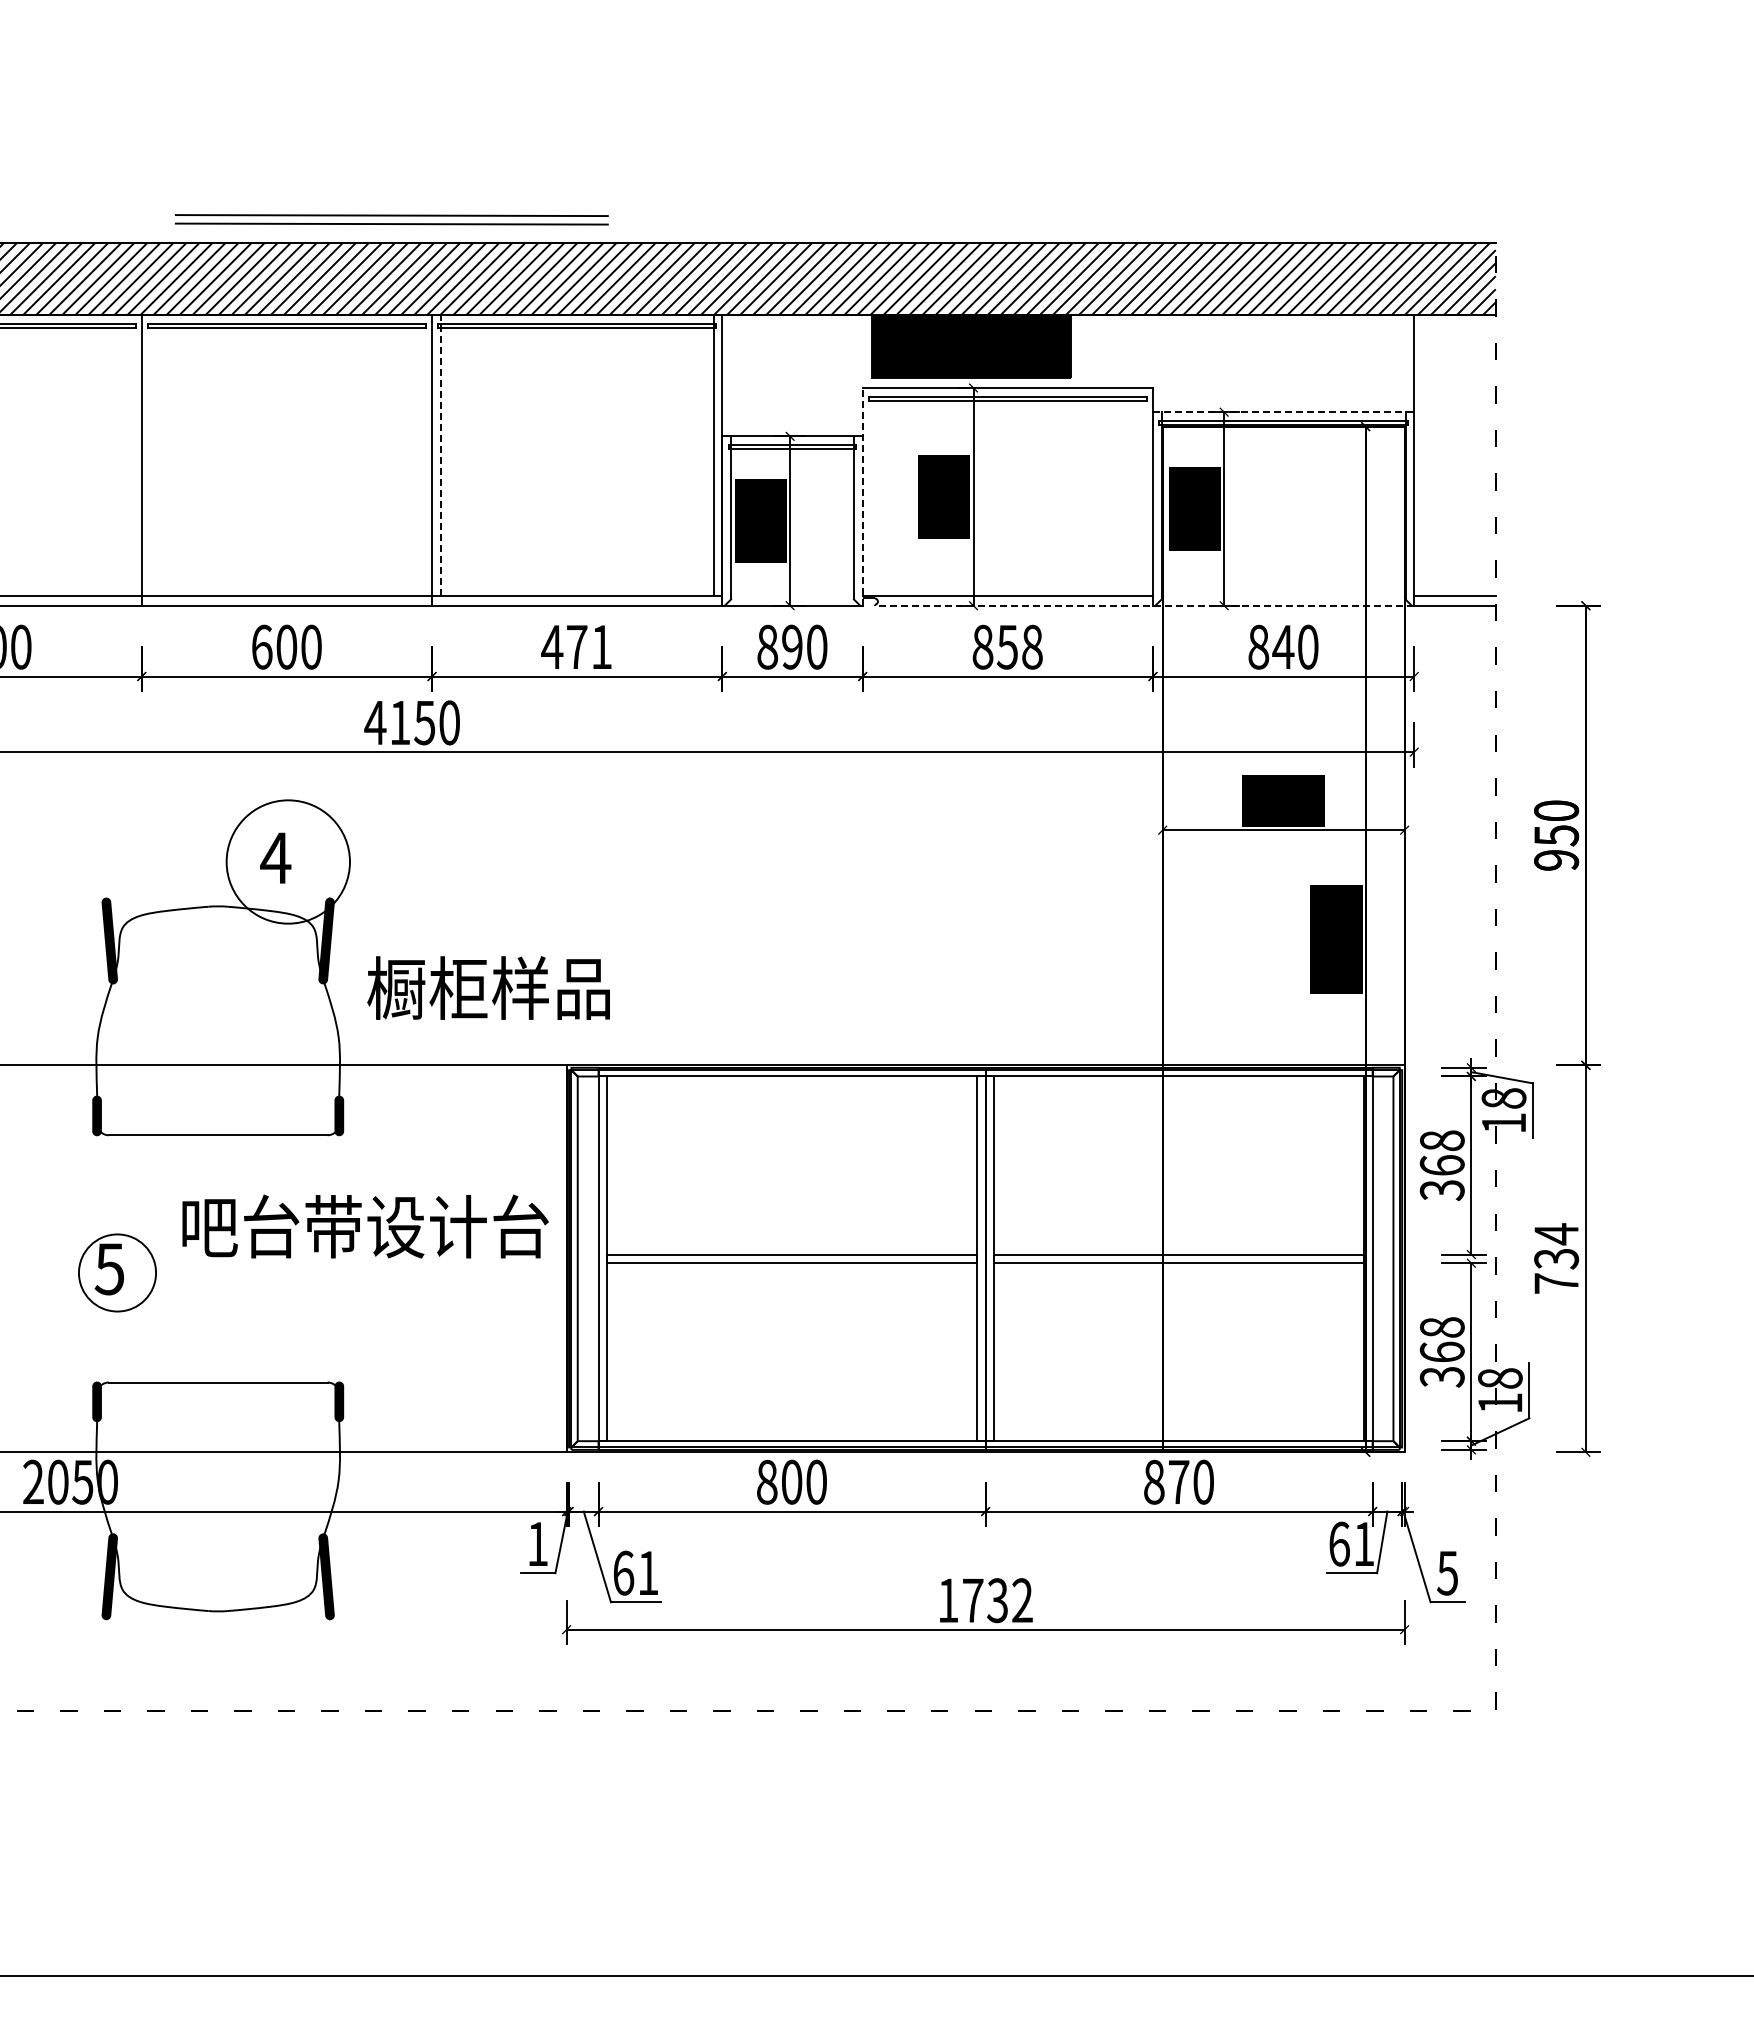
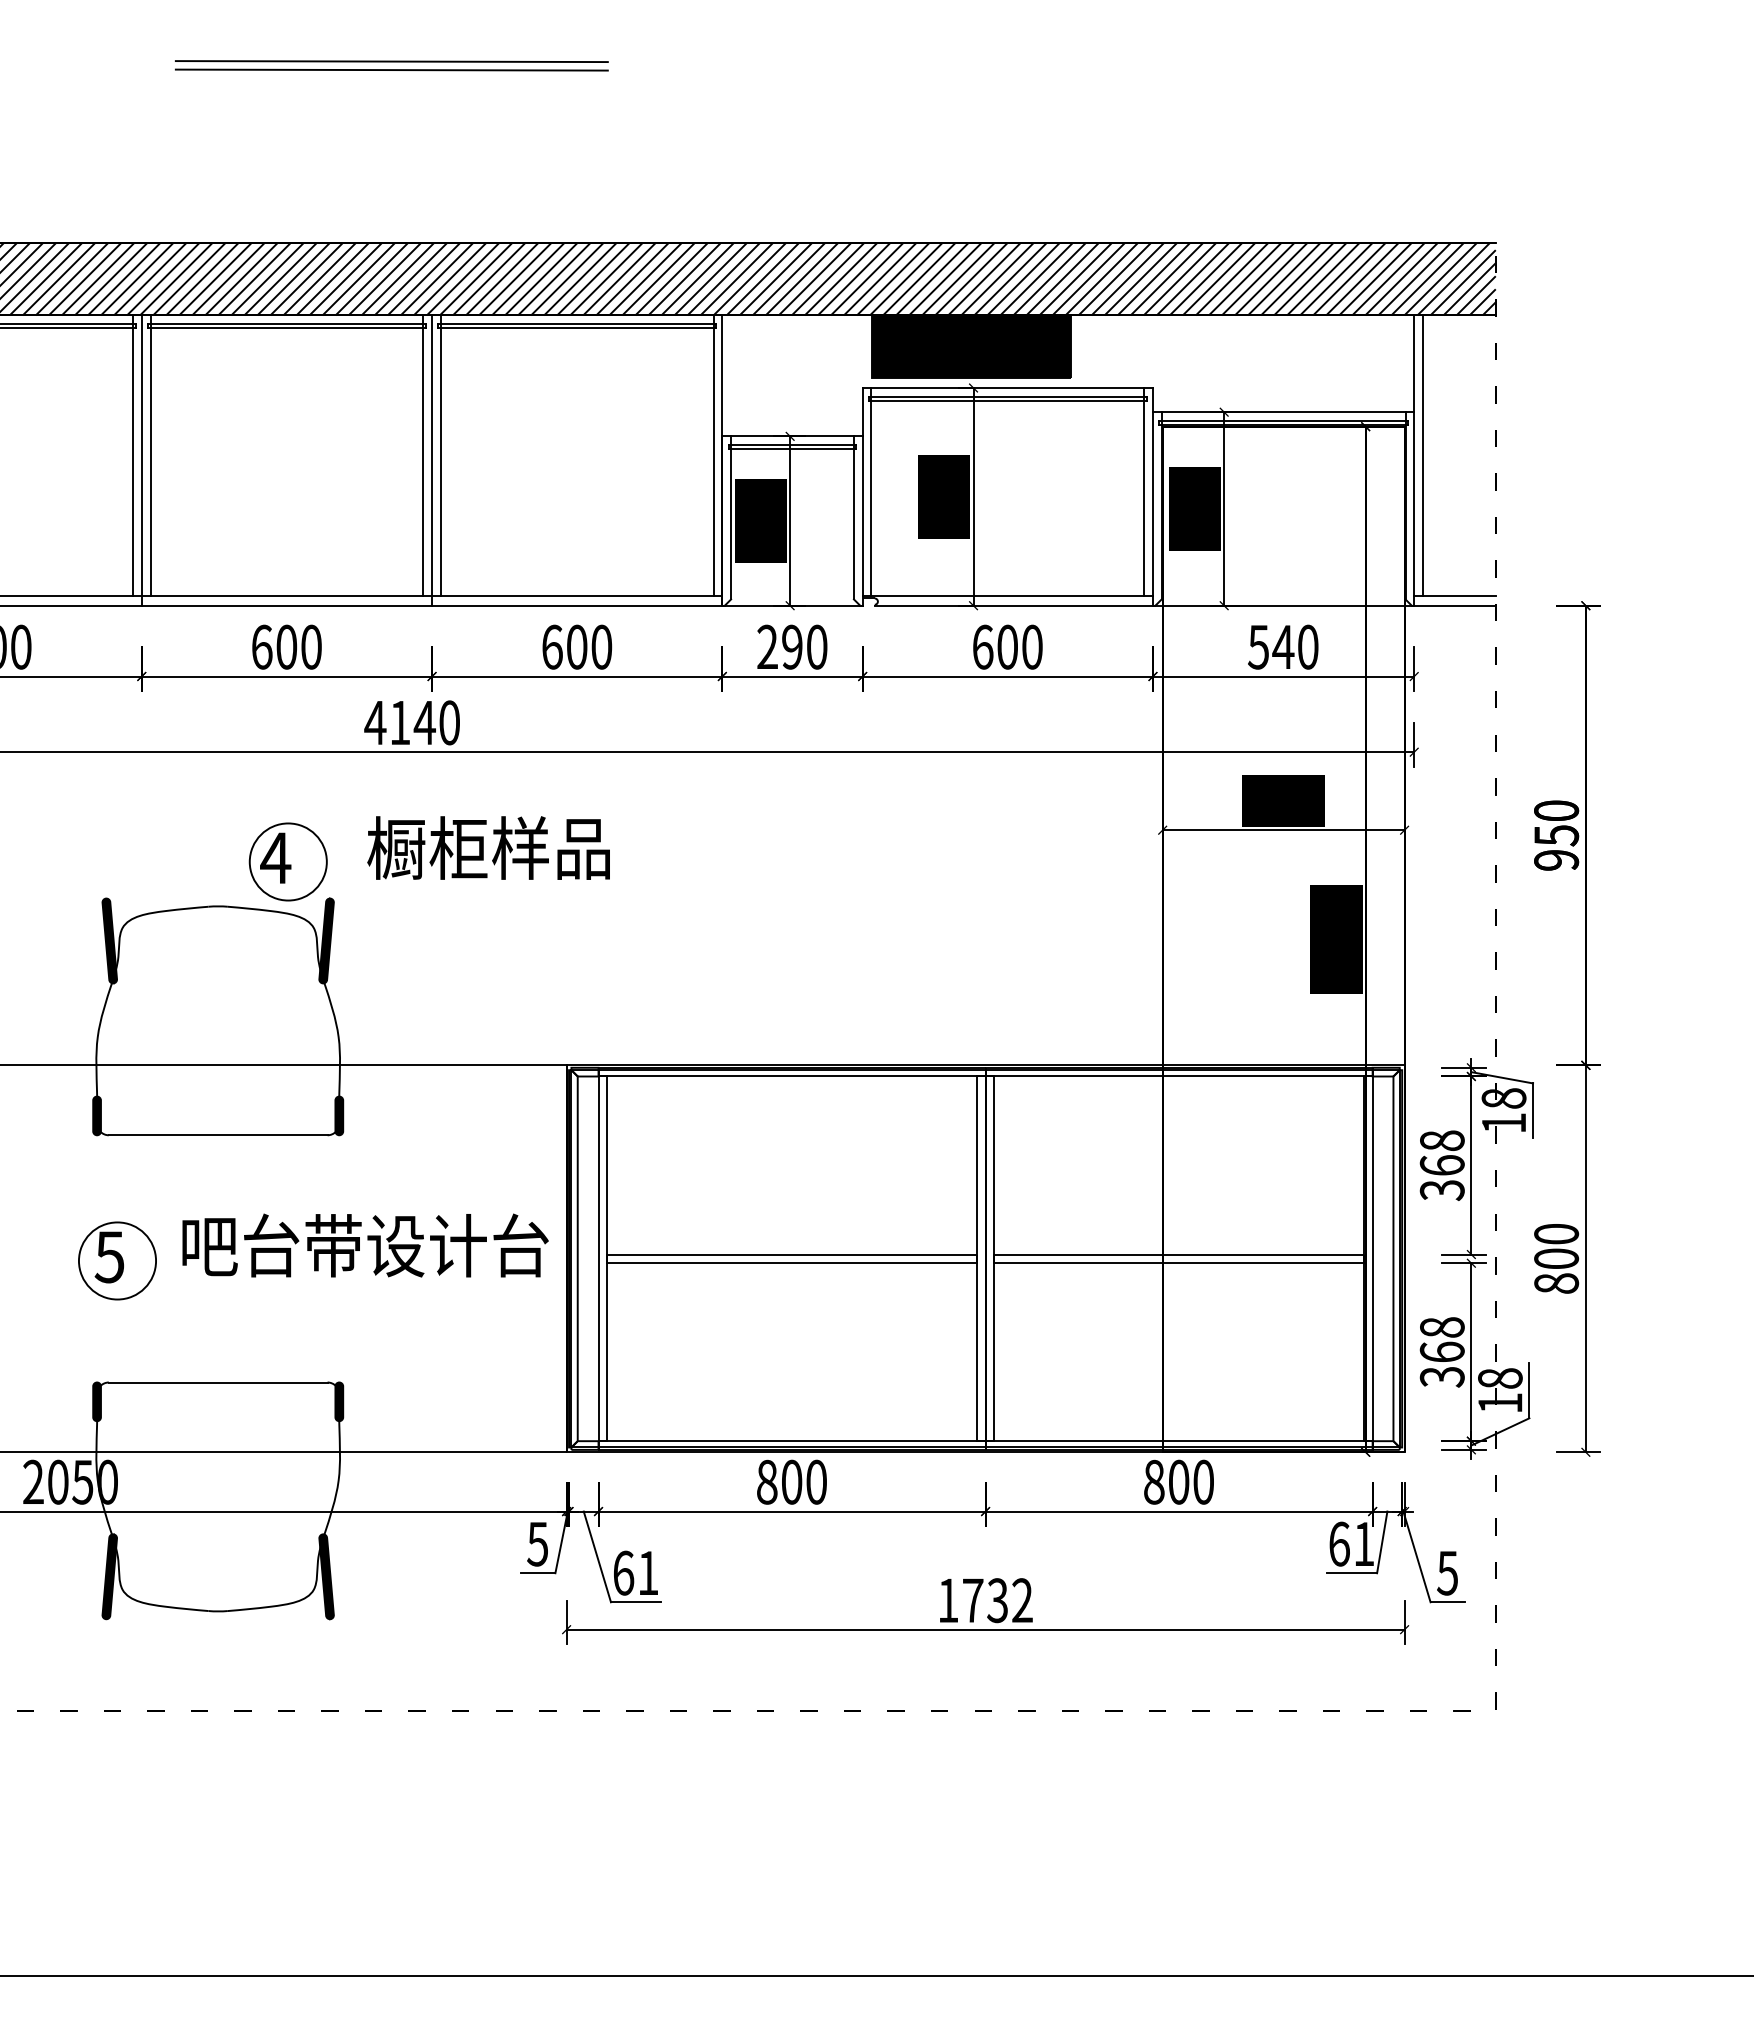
part position: (391, 219) -> (391, 65) (391, 65)
line: dashed -> solid (1283, 412)
line: none -> present (133, 455)
line: none -> present (150, 455)
line: none -> present (423, 455)
line: dashed -> solid (440, 455)
line: none -> present (1422, 455)
line: none -> present (871, 492)
line: none -> present (1144, 492)
line: dashed -> solid (862, 496)
line: dashed -> solid (1144, 605)
text: 471 -> 600 (576, 646)
text: 890 -> 290 (767, 646)
text: 858 -> 600 (1007, 646)
text: 840 -> 540 (1258, 646)
text: 4150 -> 4140 (424, 723)
circle diameter: 123 px -> 77 px (287, 861)
text position: (488, 987) -> (488, 847) (488, 847)
text position: (365, 1226) -> (365, 1245) (365, 1245)
text: 734 -> 800 (1556, 1258)
part position: (117, 1272) -> (117, 1260) (117, 1260)
text: 870 -> 800 (1179, 1481)
text: 1 -> 5 (537, 1544)
